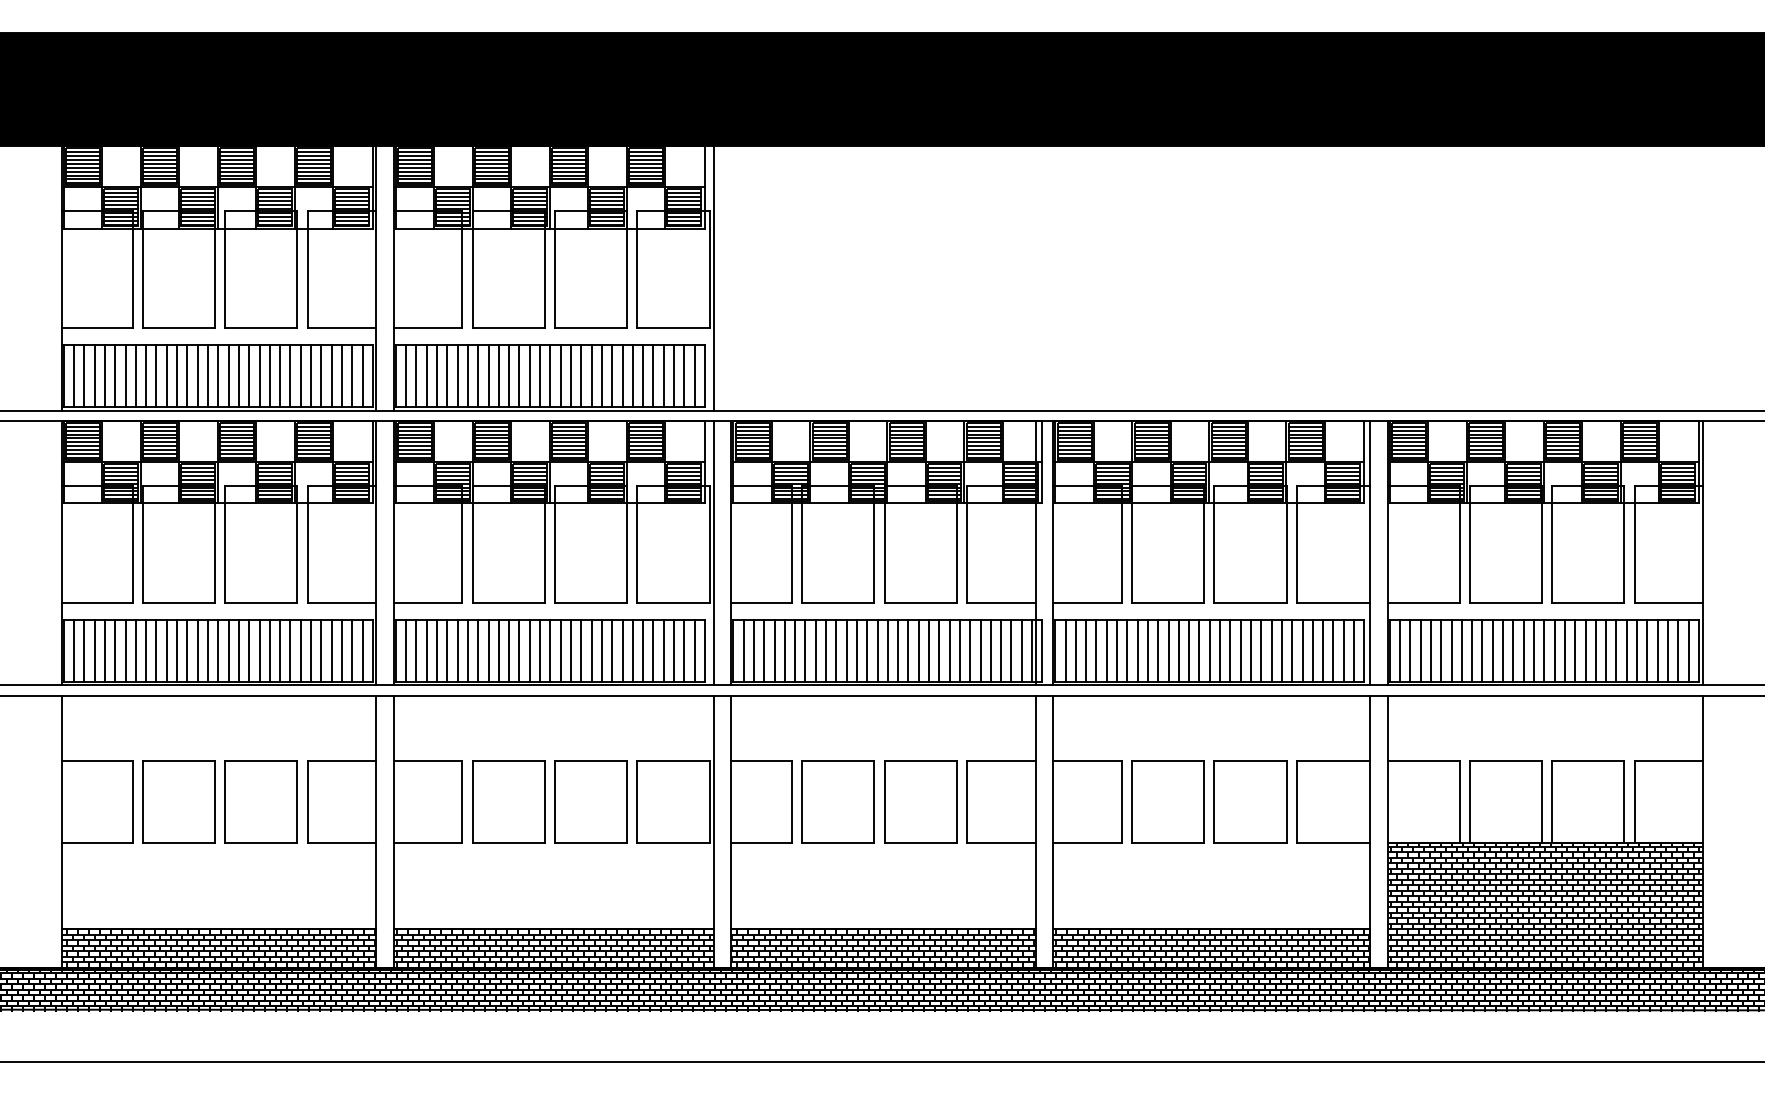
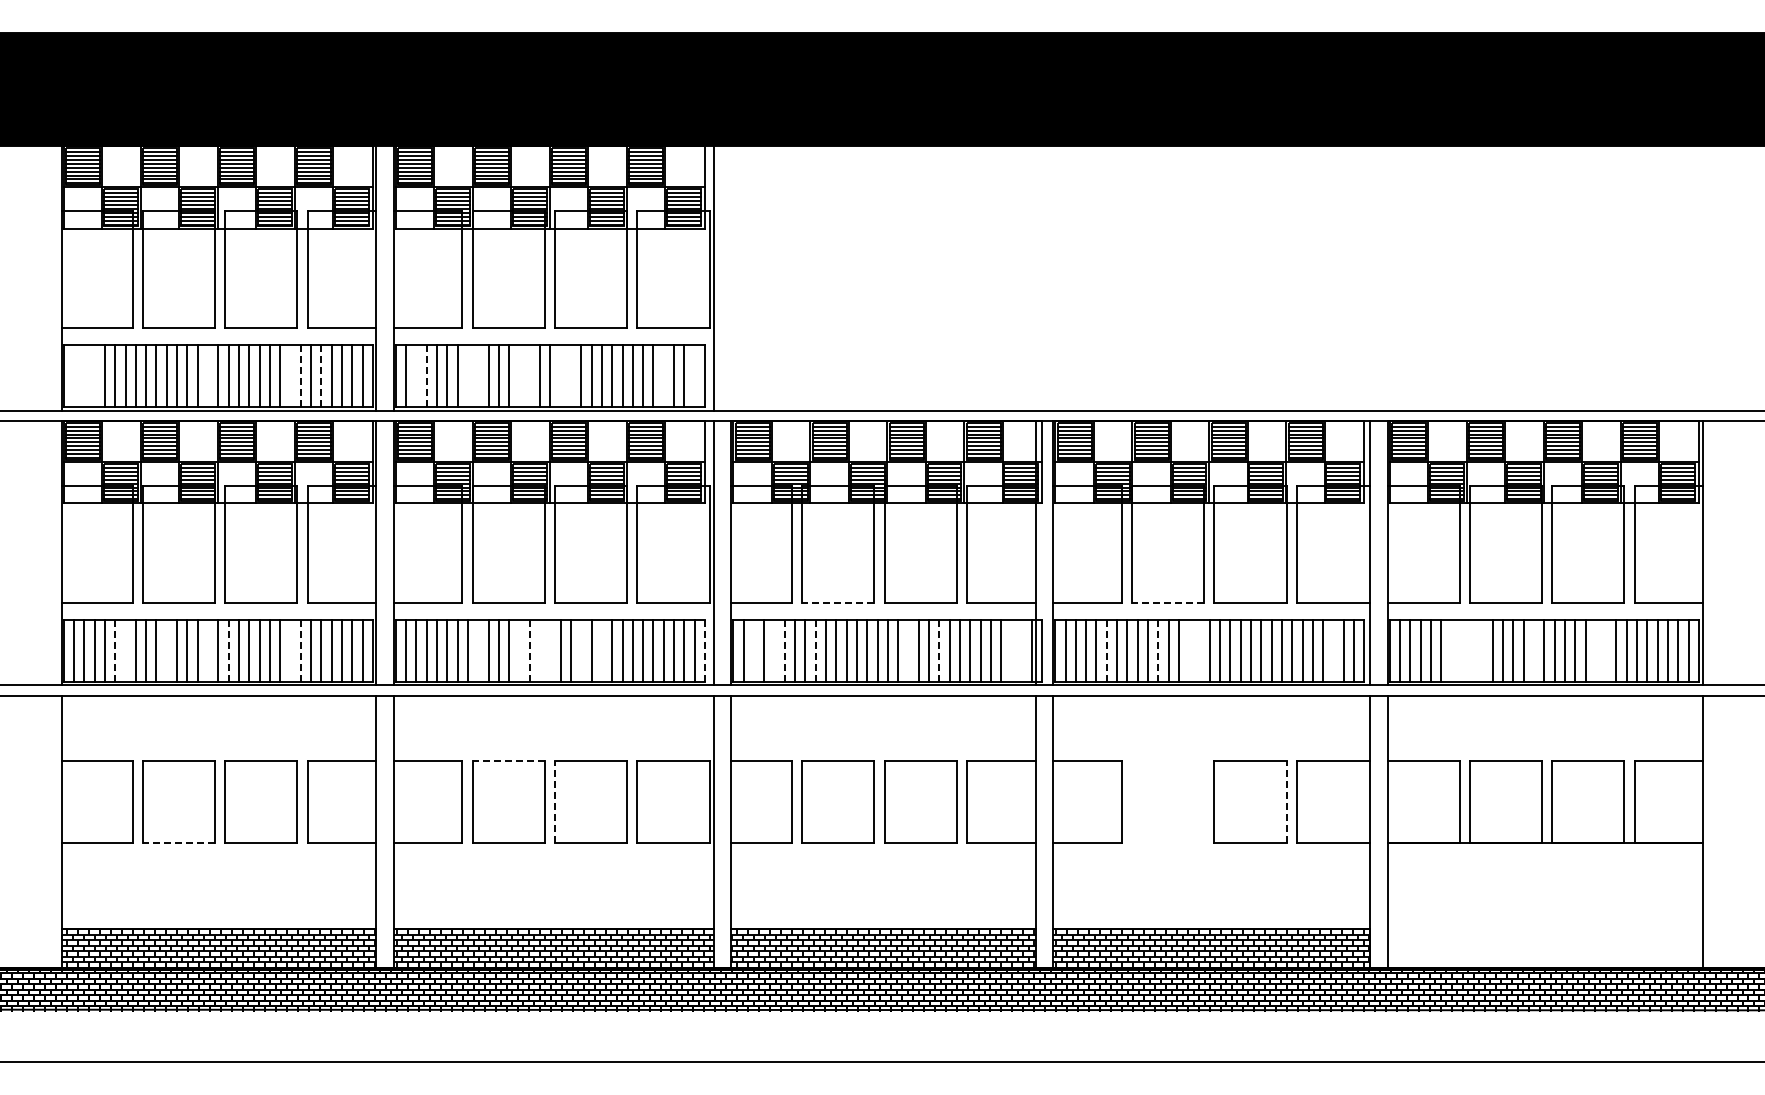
line: present -> none (74, 376)
line: present -> none (84, 376)
line: present -> none (94, 376)
line: present -> none (208, 376)
line: present -> none (290, 376)
line: solid -> dashed (300, 376)
line: solid -> dashed (321, 376)
line: present -> none (416, 376)
line: solid -> dashed (426, 376)
line: present -> none (467, 376)
line: present -> none (478, 376)
line: present -> none (519, 376)
line: present -> none (529, 376)
line: present -> none (560, 376)
line: present -> none (571, 376)
line: present -> none (663, 376)
line: present -> none (694, 376)
line: solid -> dashed (837, 602)
line: solid -> dashed (1167, 602)
line: present -> none (125, 650)
line: present -> none (166, 650)
line: present -> none (208, 650)
line: present -> none (290, 650)
line: present -> none (478, 650)
line: present -> none (519, 650)
line: present -> none (540, 650)
line: present -> none (550, 650)
line: present -> none (581, 650)
line: present -> none (601, 650)
line: present -> none (753, 650)
line: present -> none (774, 650)
line: present -> none (908, 650)
line: present -> none (1011, 650)
line: present -> none (1021, 650)
line: present -> none (1189, 650)
line: present -> none (1199, 650)
line: present -> none (1333, 650)
line: present -> none (1451, 650)
line: present -> none (1461, 650)
line: present -> none (1472, 650)
line: present -> none (1482, 650)
line: present -> none (1533, 650)
line: present -> none (1595, 650)
line: present -> none (1606, 650)
line: solid -> dashed (115, 651)
line: solid -> dashed (228, 651)
line: solid -> dashed (300, 651)
line: solid -> dashed (529, 651)
line: solid -> dashed (704, 651)
line: solid -> dashed (784, 651)
line: solid -> dashed (815, 651)
line: solid -> dashed (939, 651)
line: solid -> dashed (1106, 651)
line: solid -> dashed (1158, 651)
line: solid -> dashed (508, 760)
line: solid -> dashed (555, 801)
part: present -> none (1167, 801)
line: solid -> dashed (1286, 801)
line: solid -> dashed (178, 843)
hatch: present -> none (1545, 906)
